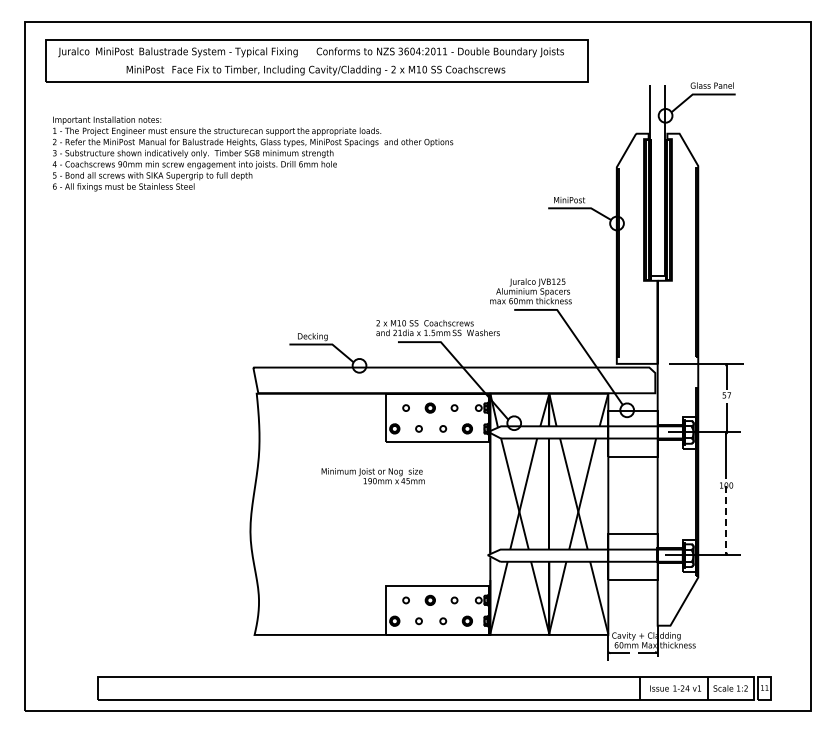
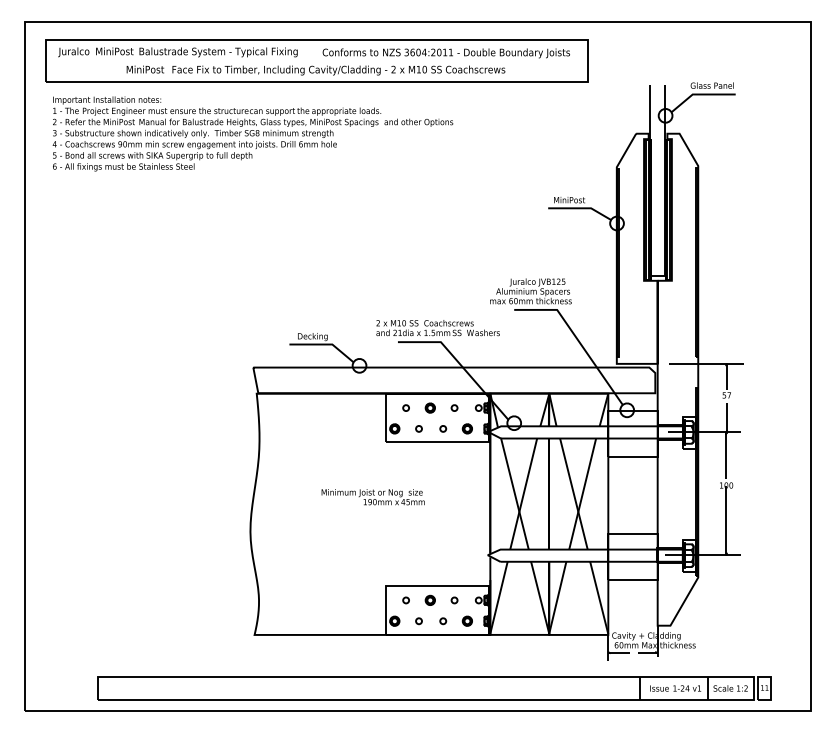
text position: (439, 52) -> (445, 53) (445, 53)
text position: (252, 153) -> (252, 133) (252, 133)
text position: (372, 476) -> (372, 497) (372, 497)
line: dashed -> solid (726, 520)
